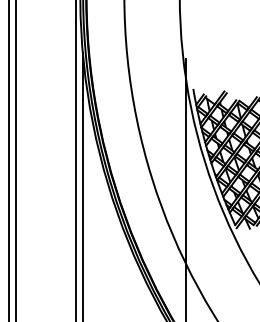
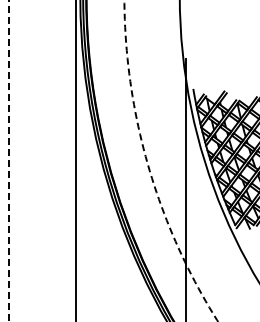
line: present -> none (16, 160)
circle: solid -> dashed (170, 160)
line: solid -> dashed (9, 161)
line: present -> none (82, 185)
